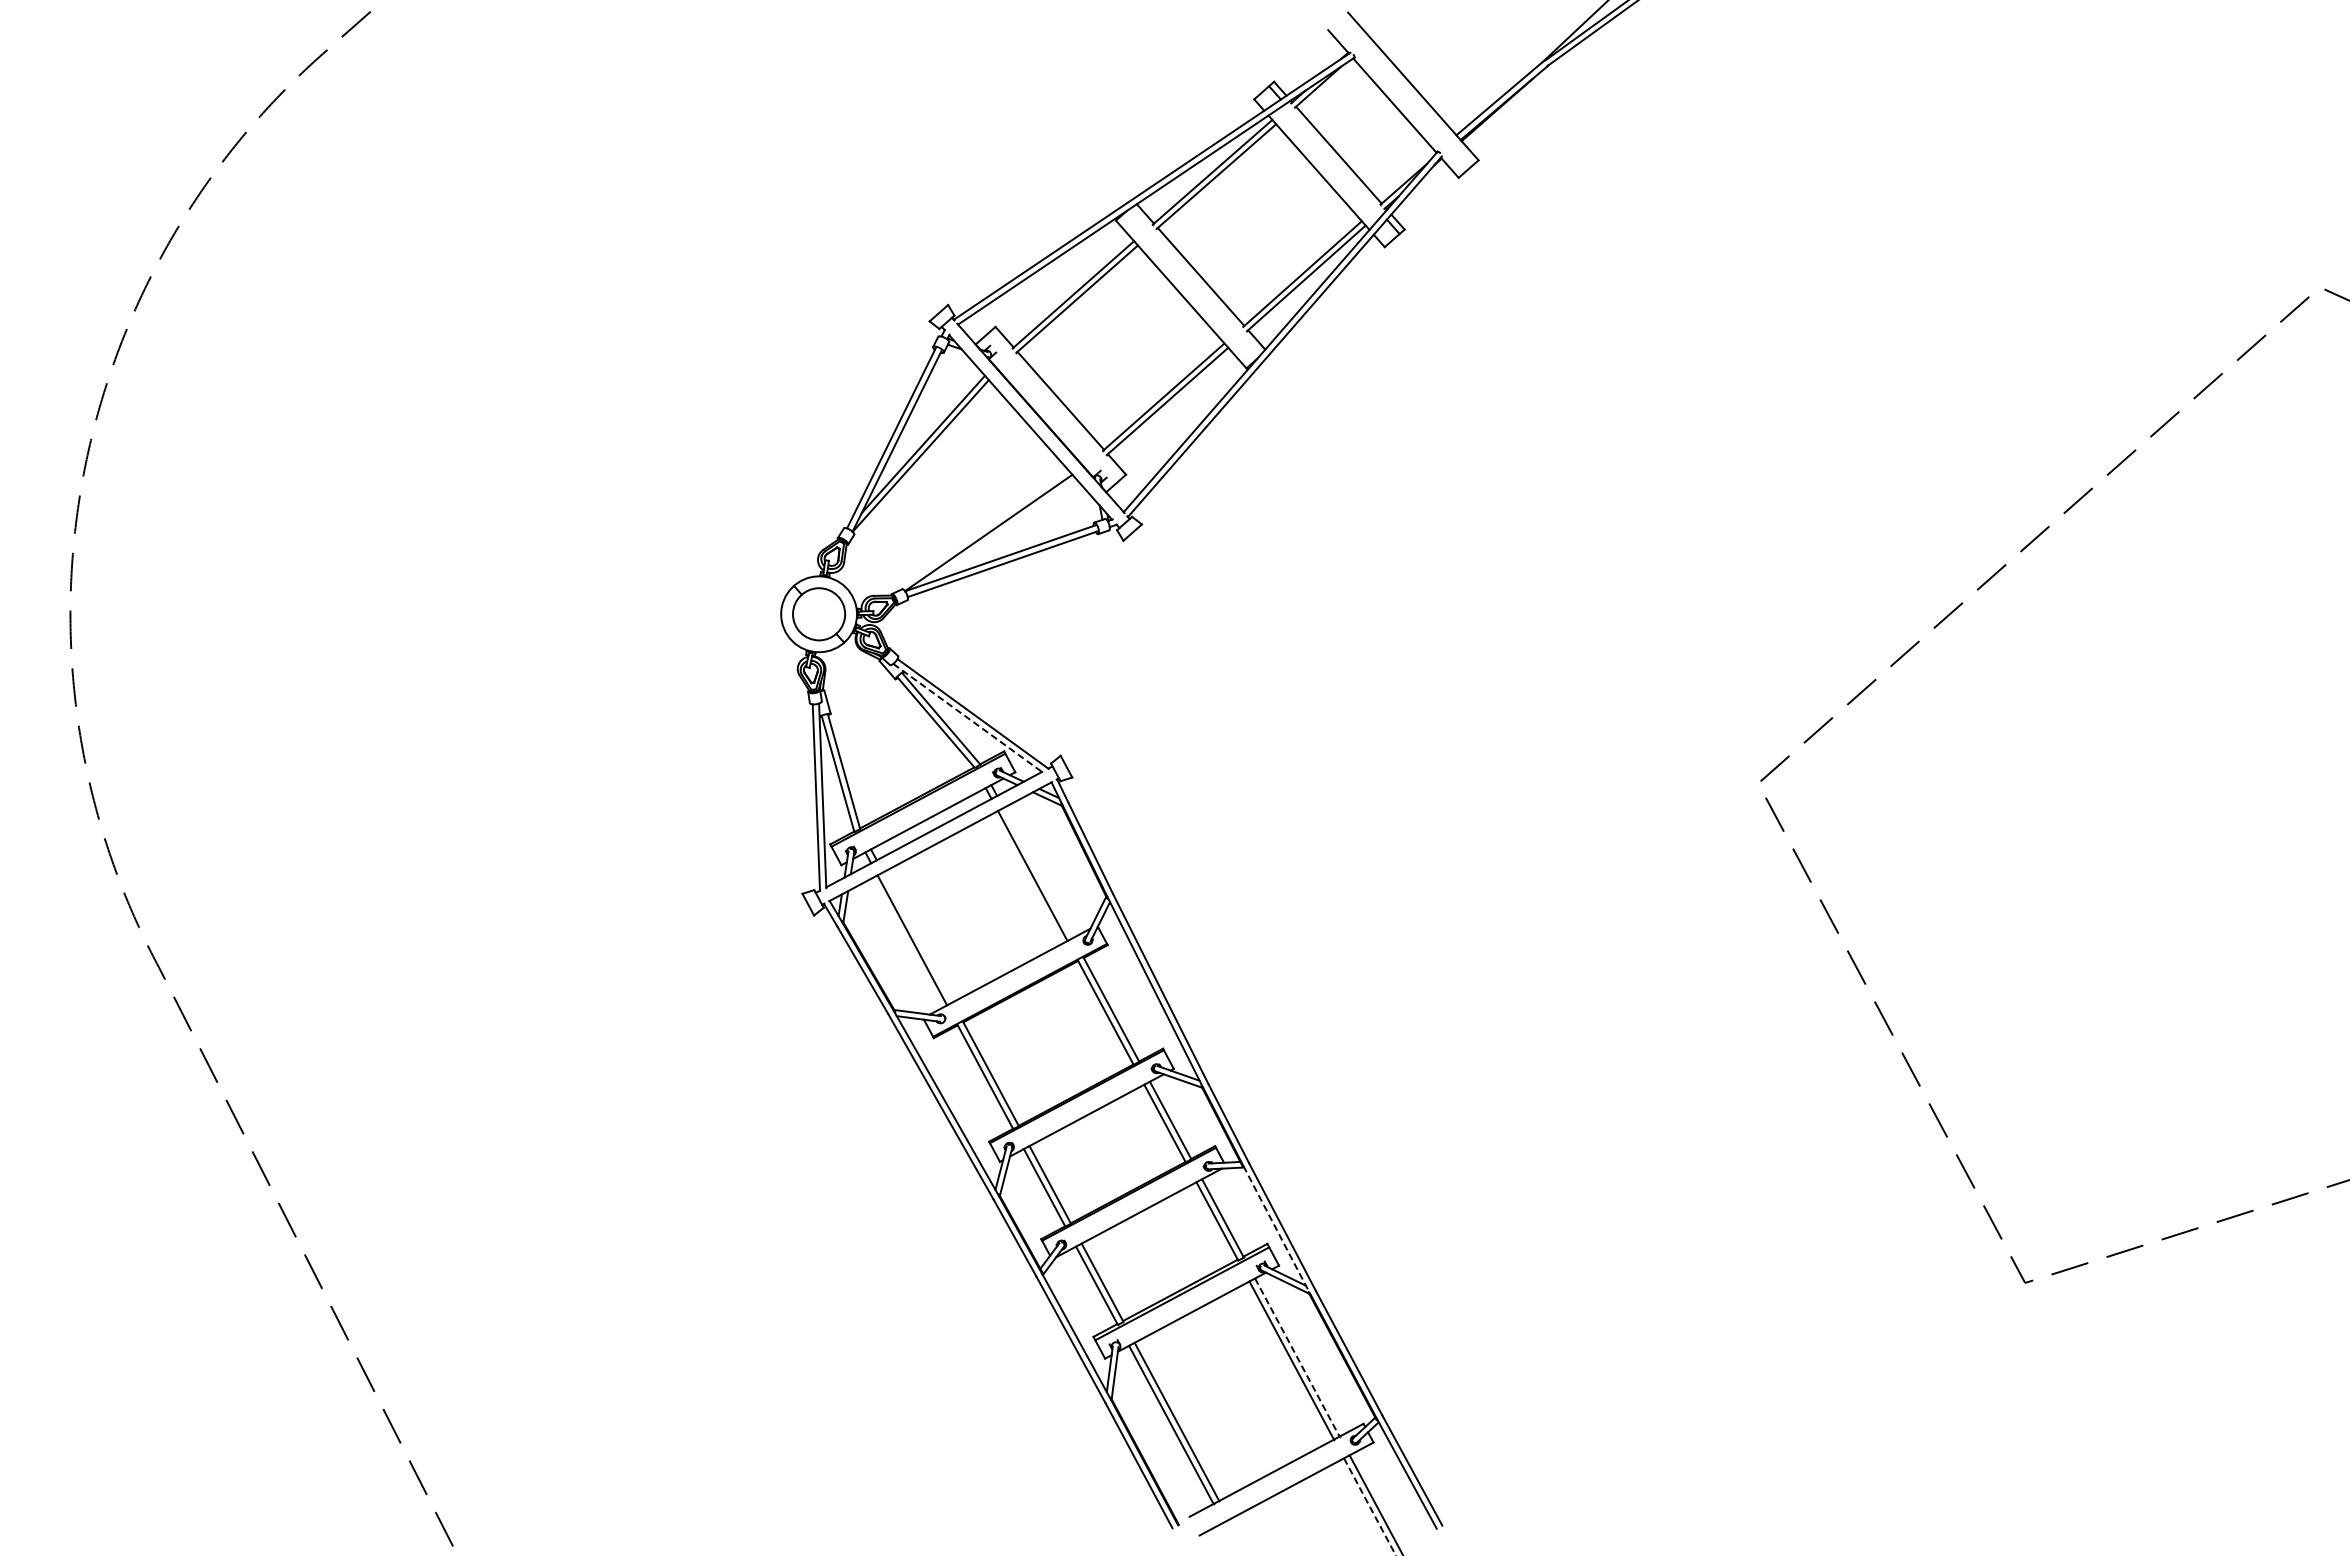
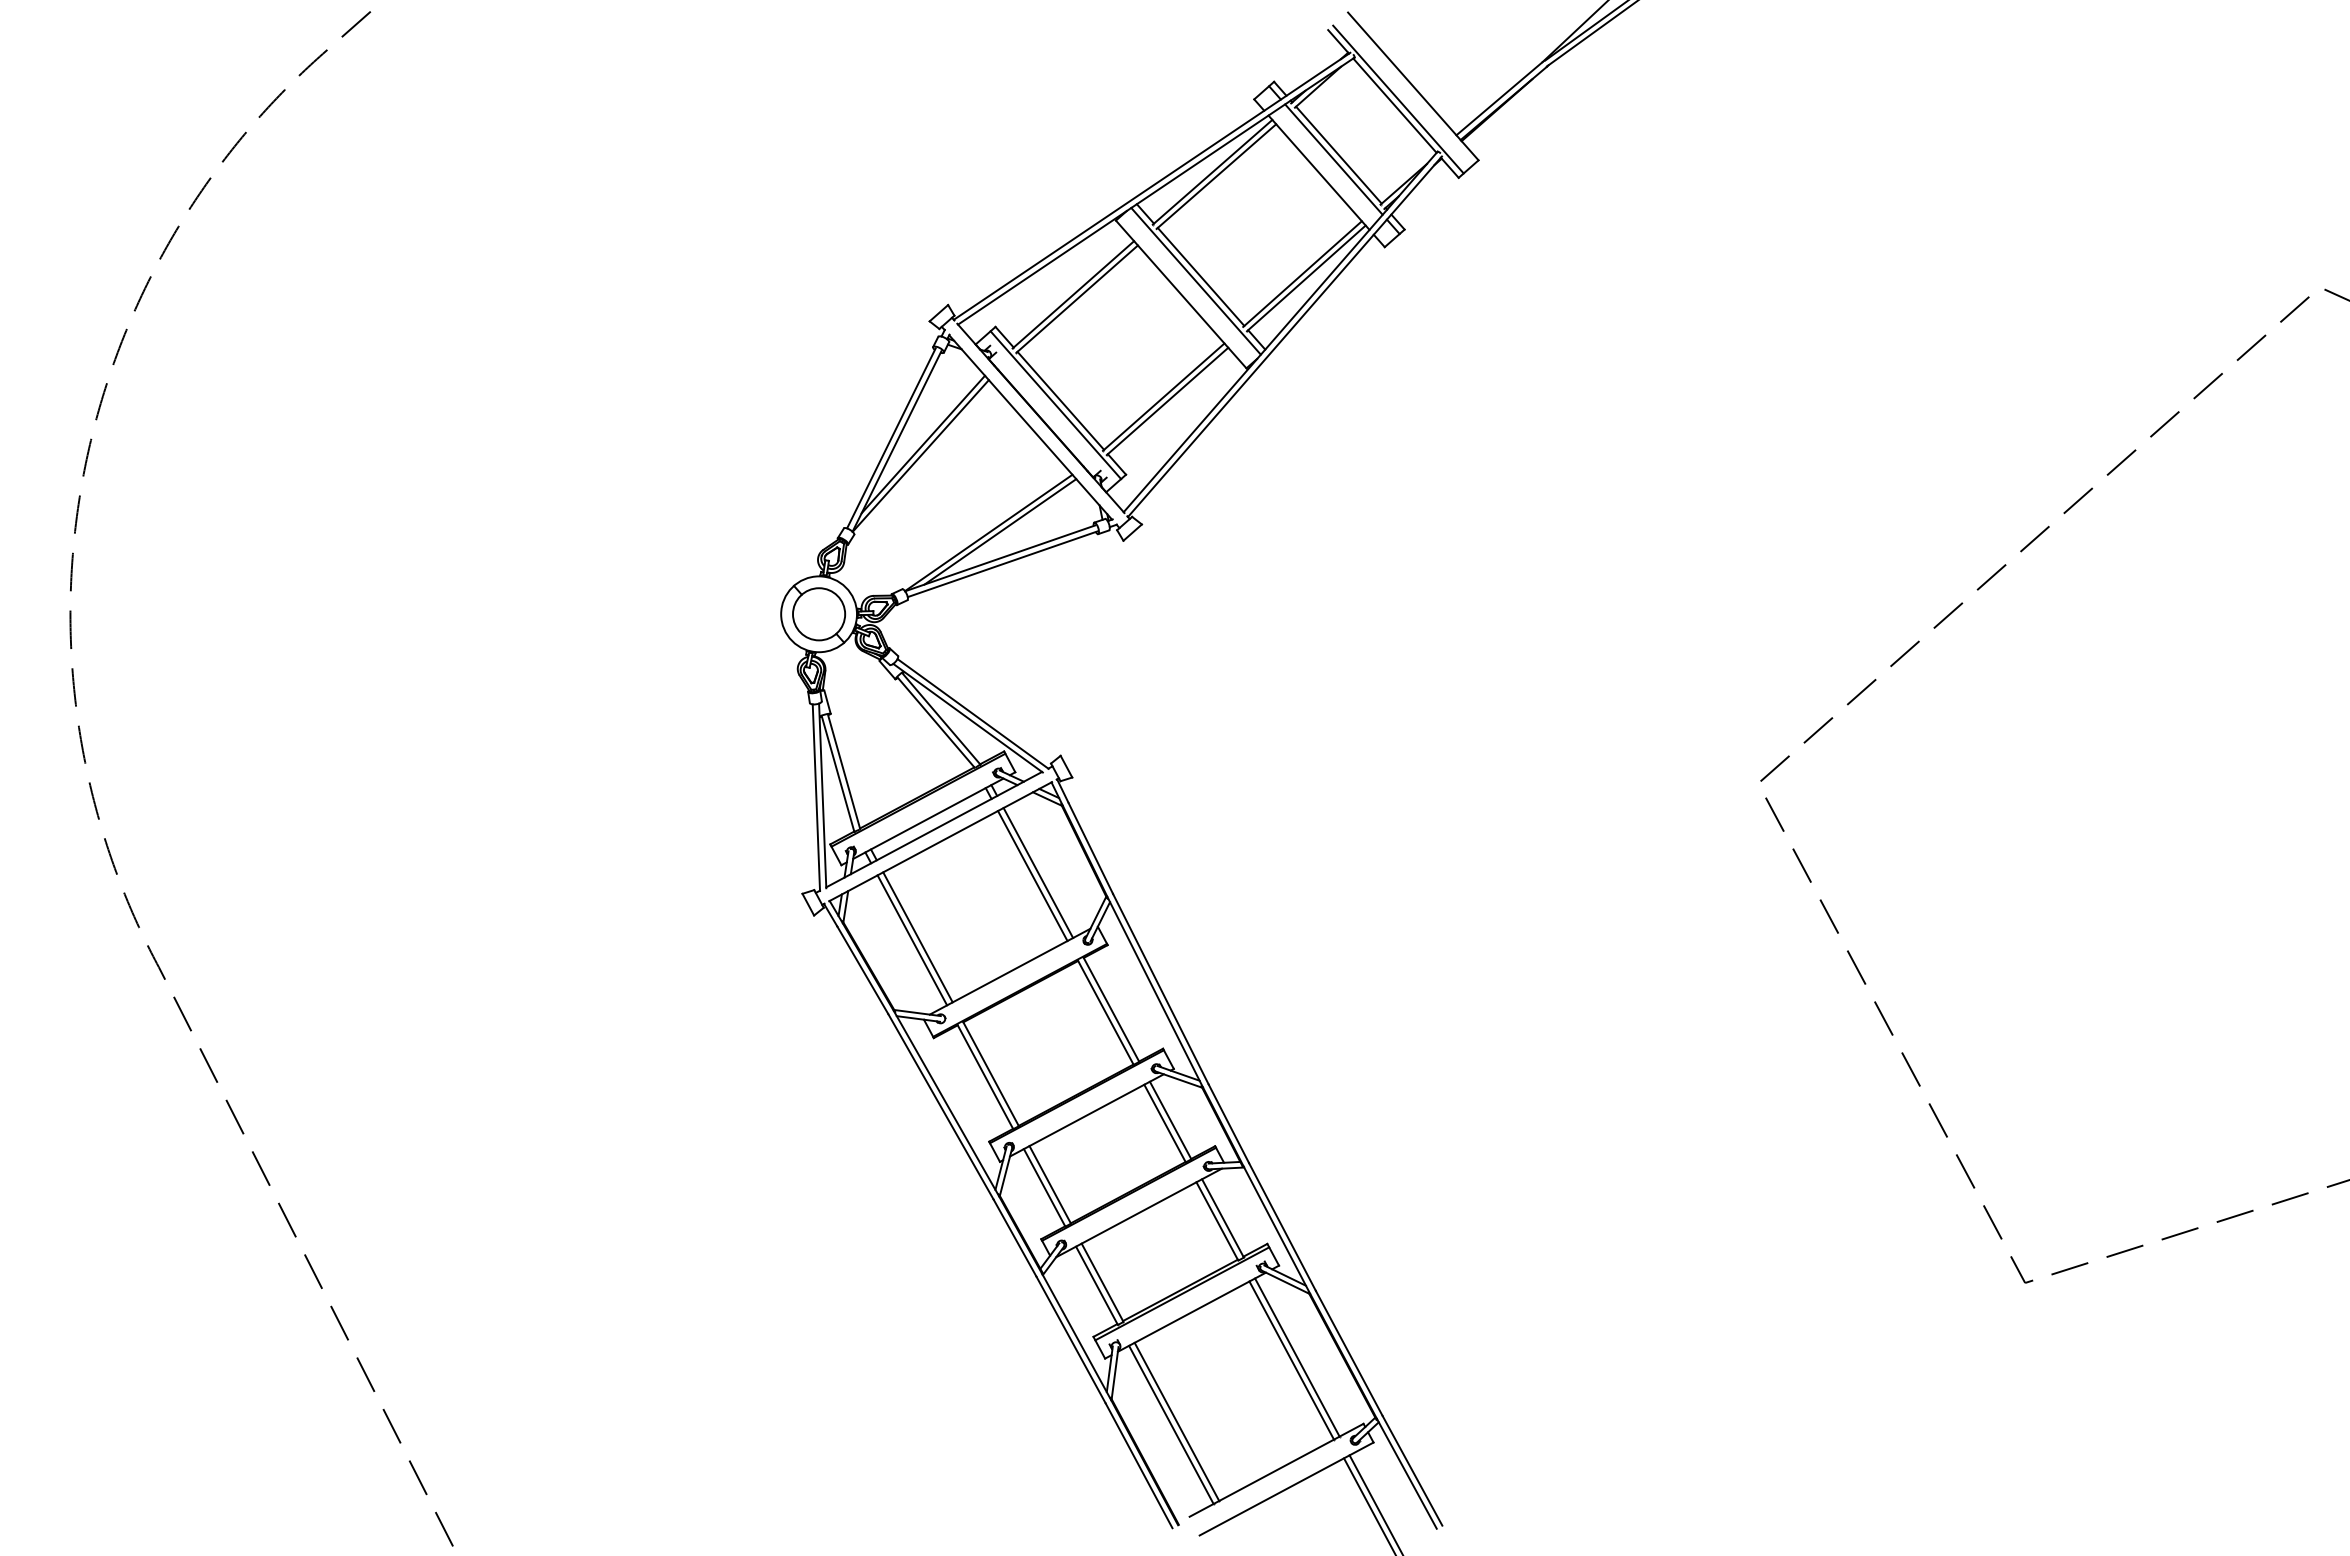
line: none -> present (1398, 99)
line: none -> present (1333, 159)
line: none -> present (1195, 280)
line: none -> present (1055, 405)
line: none -> present (1000, 531)
line: dashed -> solid (968, 718)
line: none -> present (1038, 873)
line: none -> present (917, 937)
line: dashed -> solid (1277, 1230)
line: dashed -> solid (1297, 1357)
line: dashed -> solid (1370, 1507)
